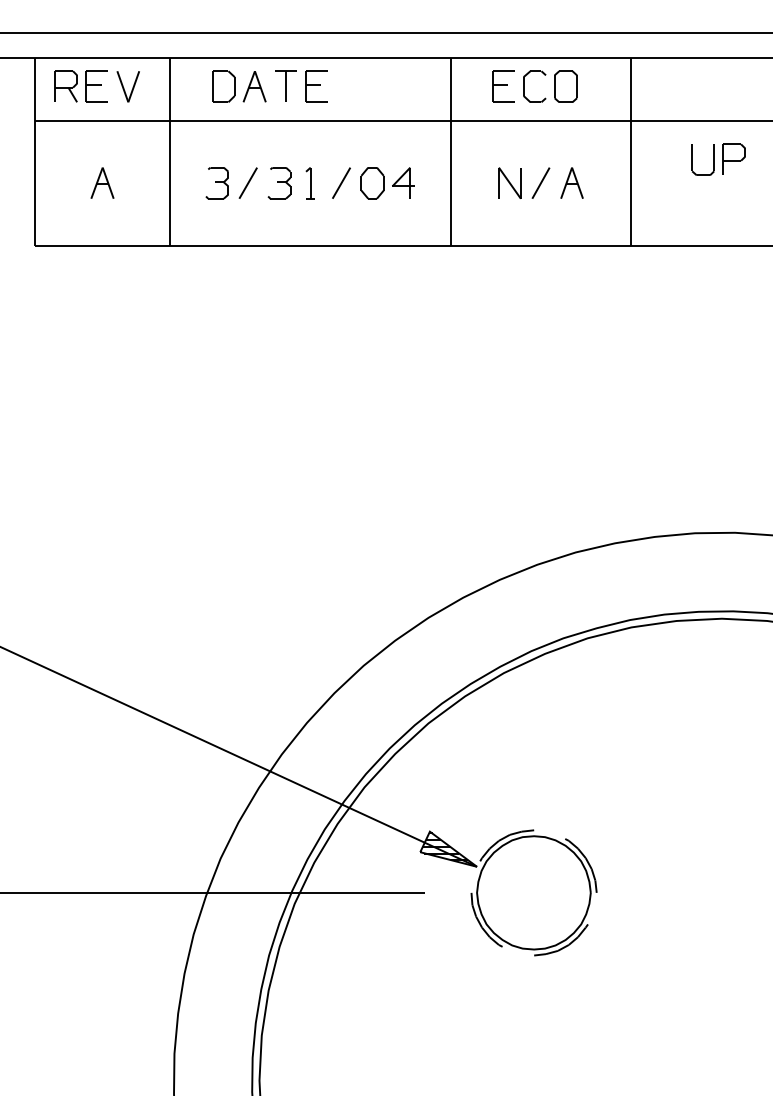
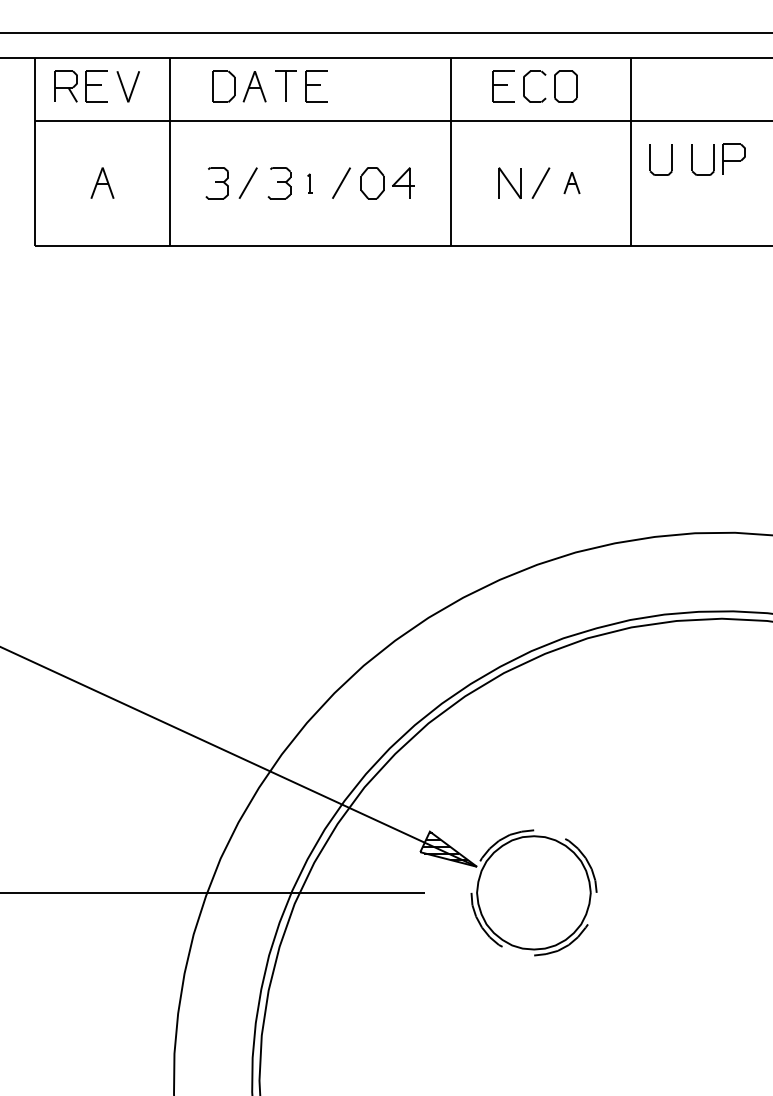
part: none -> present (650, 159)
part size: 24x32 px -> 18x23 px (571, 183)
part size: 10x33 px -> 6x21 px (309, 183)
